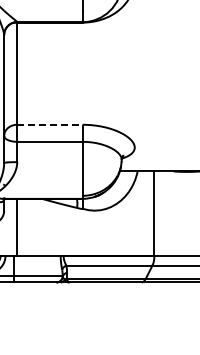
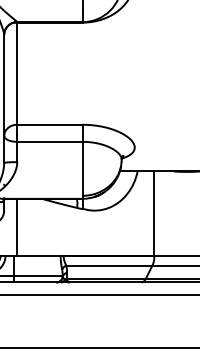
line: dashed -> solid (49, 124)
line: none -> present (99, 295)
line: none -> present (99, 347)
